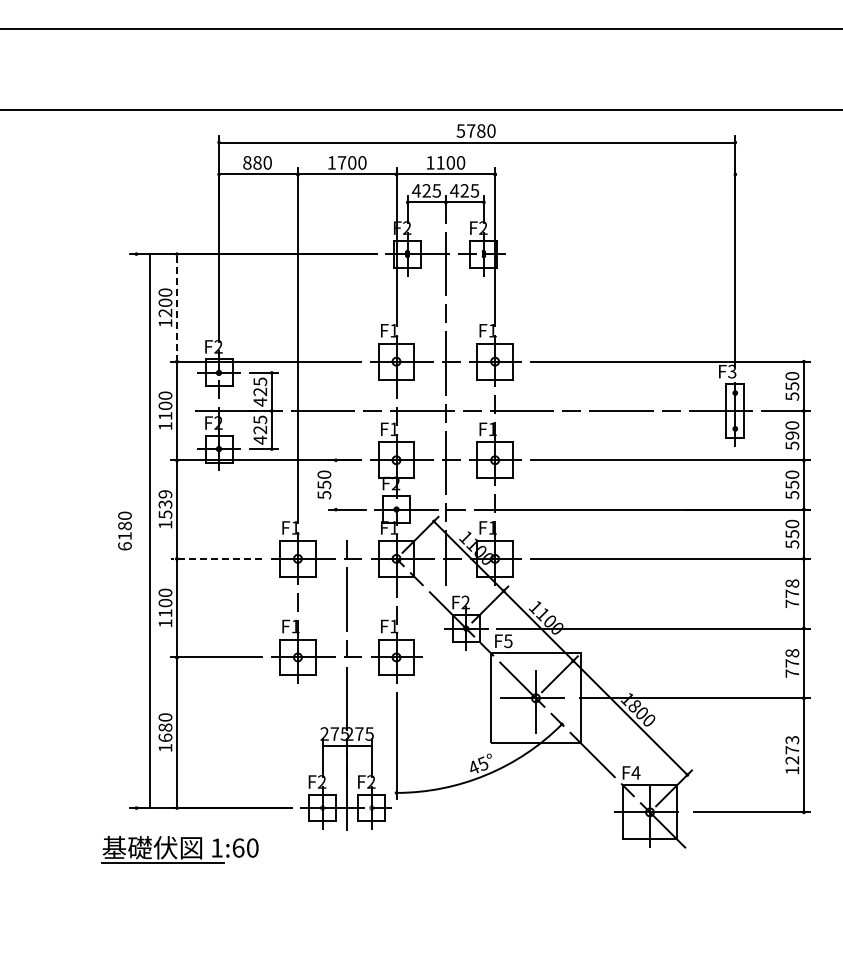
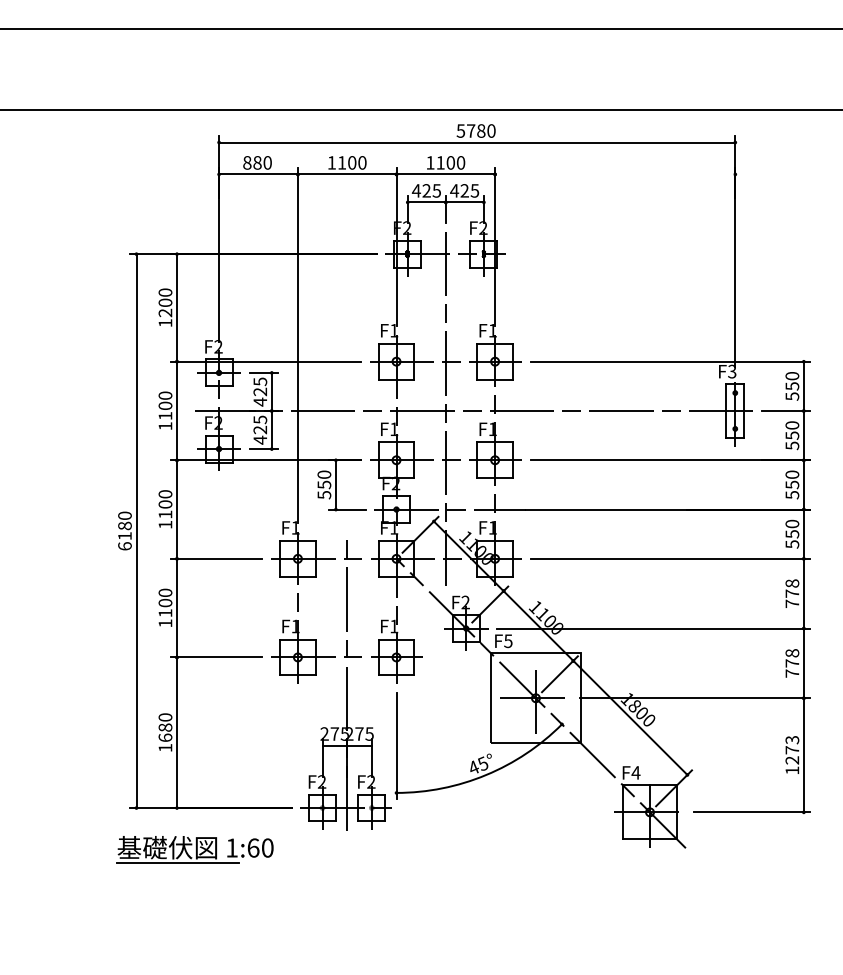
text: 1700 -> 1100 (342, 162)
line: dashed -> solid (176, 307)
text: 590 -> 550 (792, 435)
line: none -> present (335, 484)
text: 1539 -> 1100 (165, 504)
line position: (149, 531) -> (136, 531) (136, 531)
line: dashed -> solid (216, 558)
part position: (179, 849) -> (194, 849) (194, 849)
